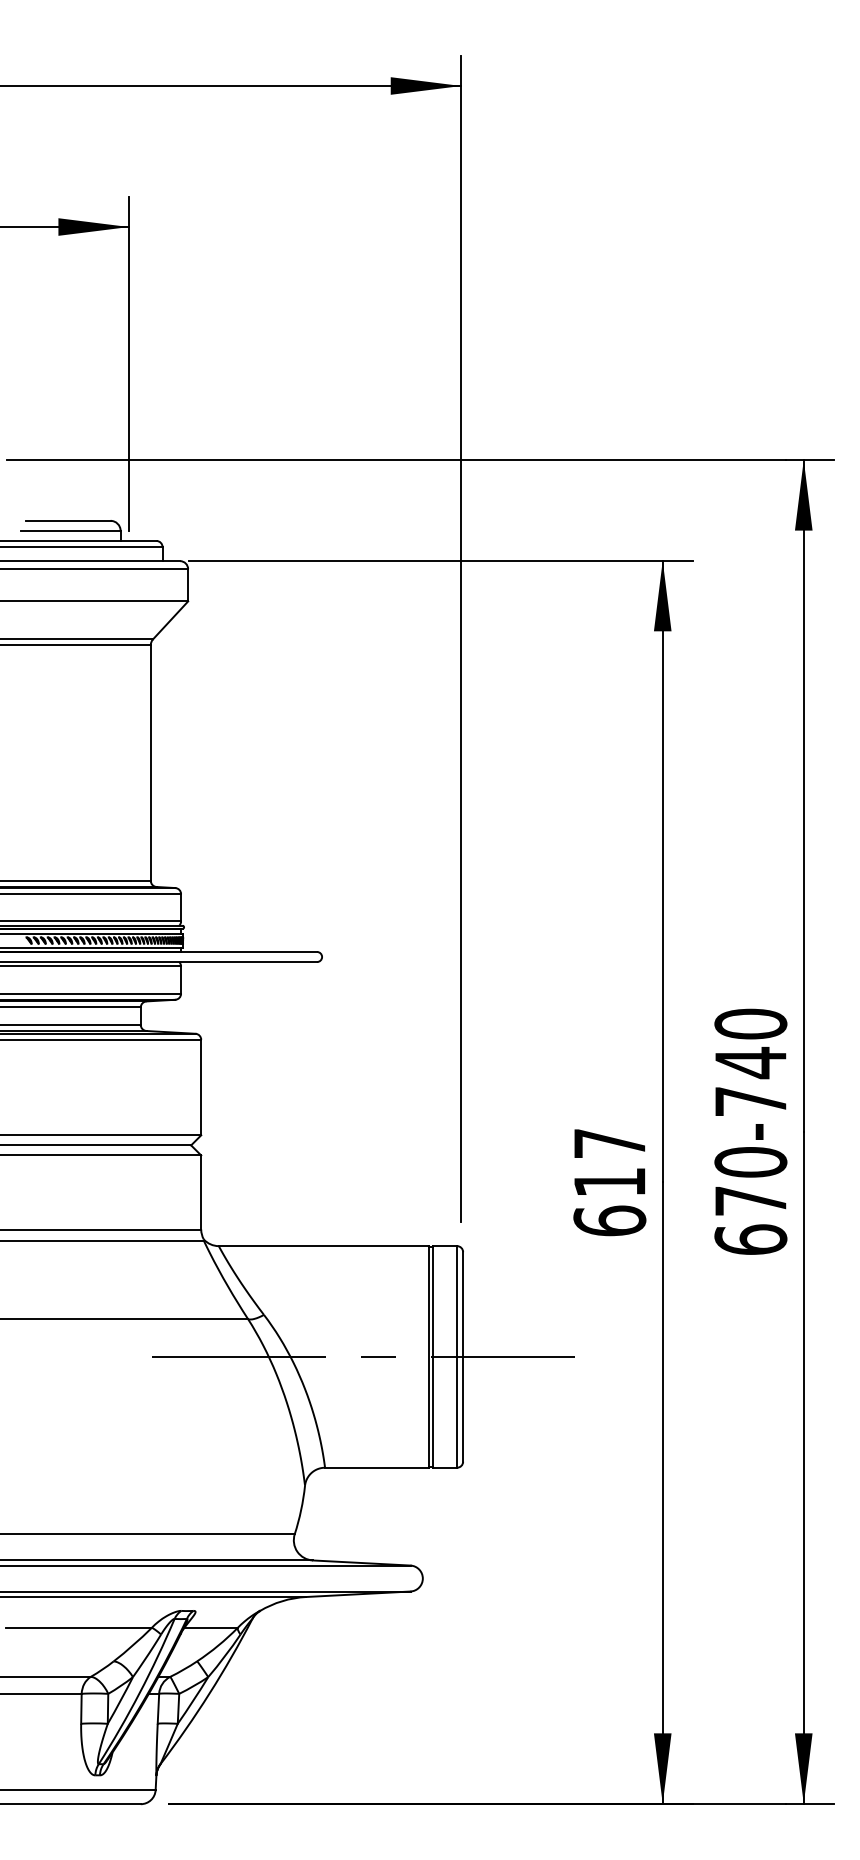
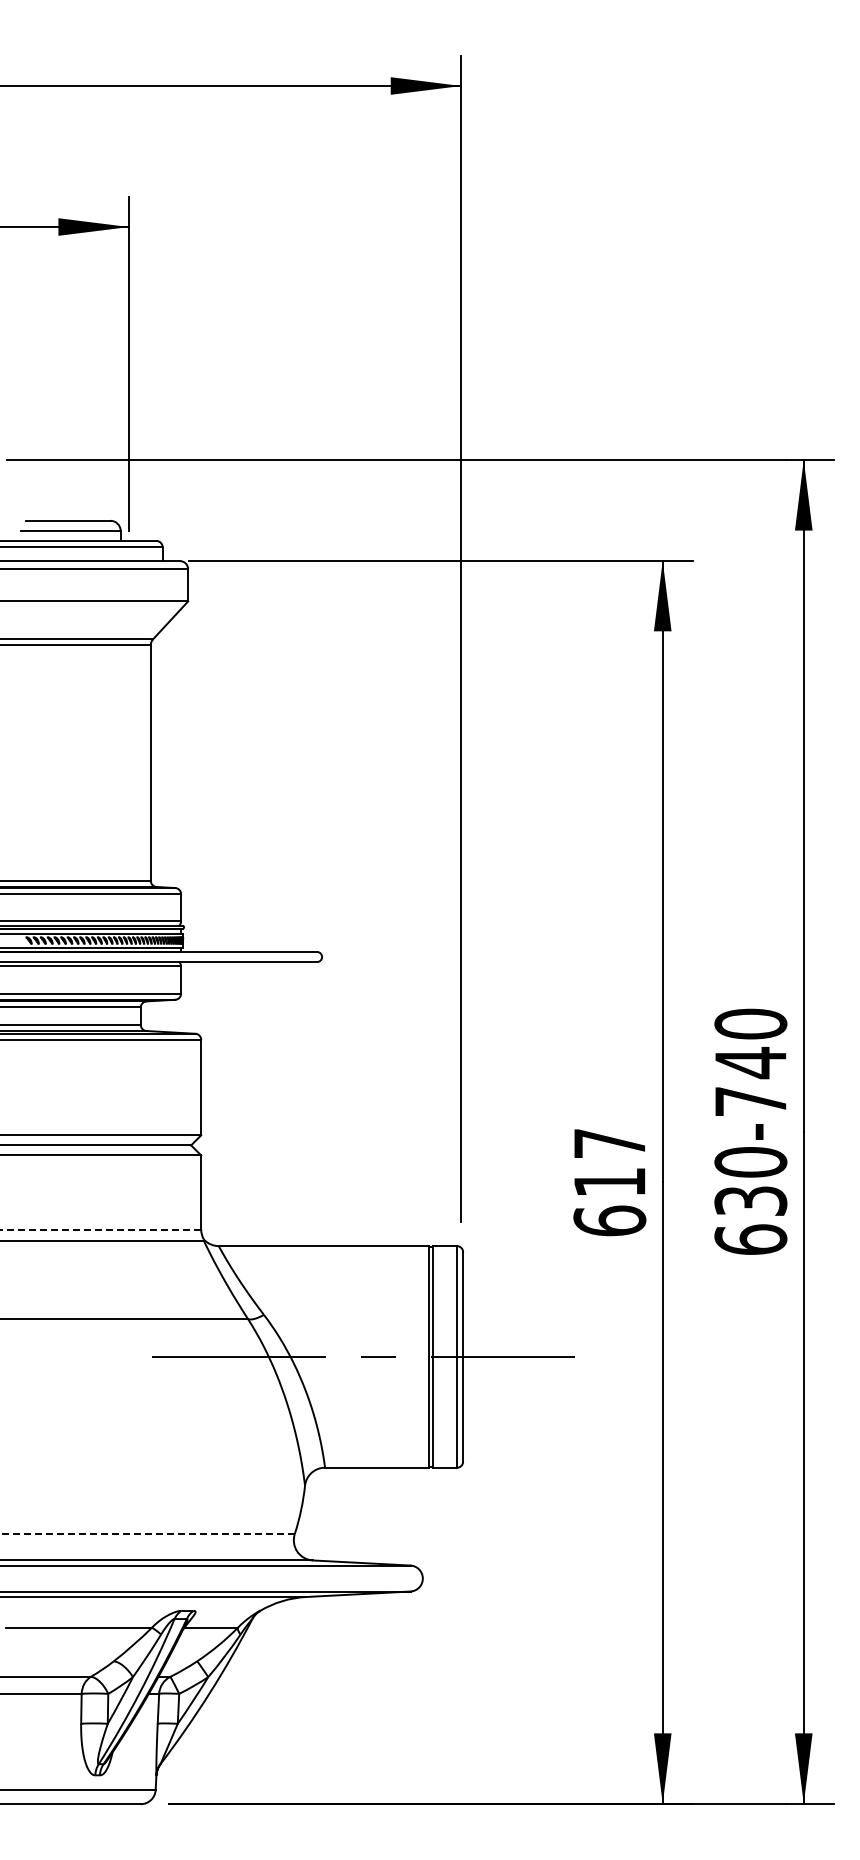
text: 670-740 -> 630-740 (750, 1200)
line: solid -> dashed (100, 1229)
line: solid -> dashed (146, 1534)
